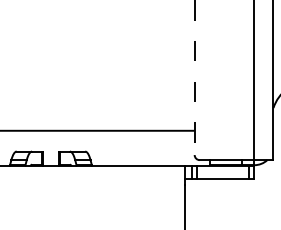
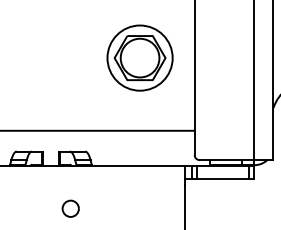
part: none -> present (139, 57)
line: dashed -> solid (194, 78)
circle: none -> present (70, 208)
